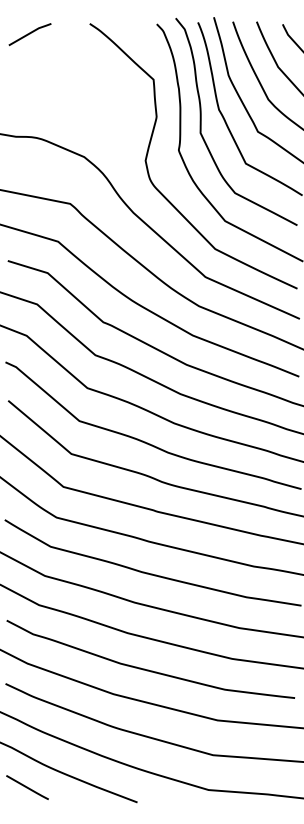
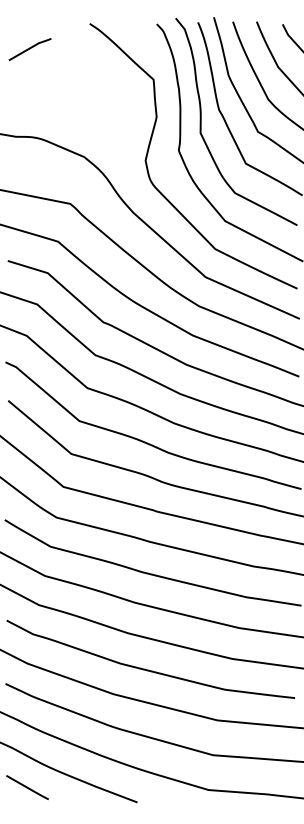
line position: (29, 34) -> (29, 49) (29, 49)
